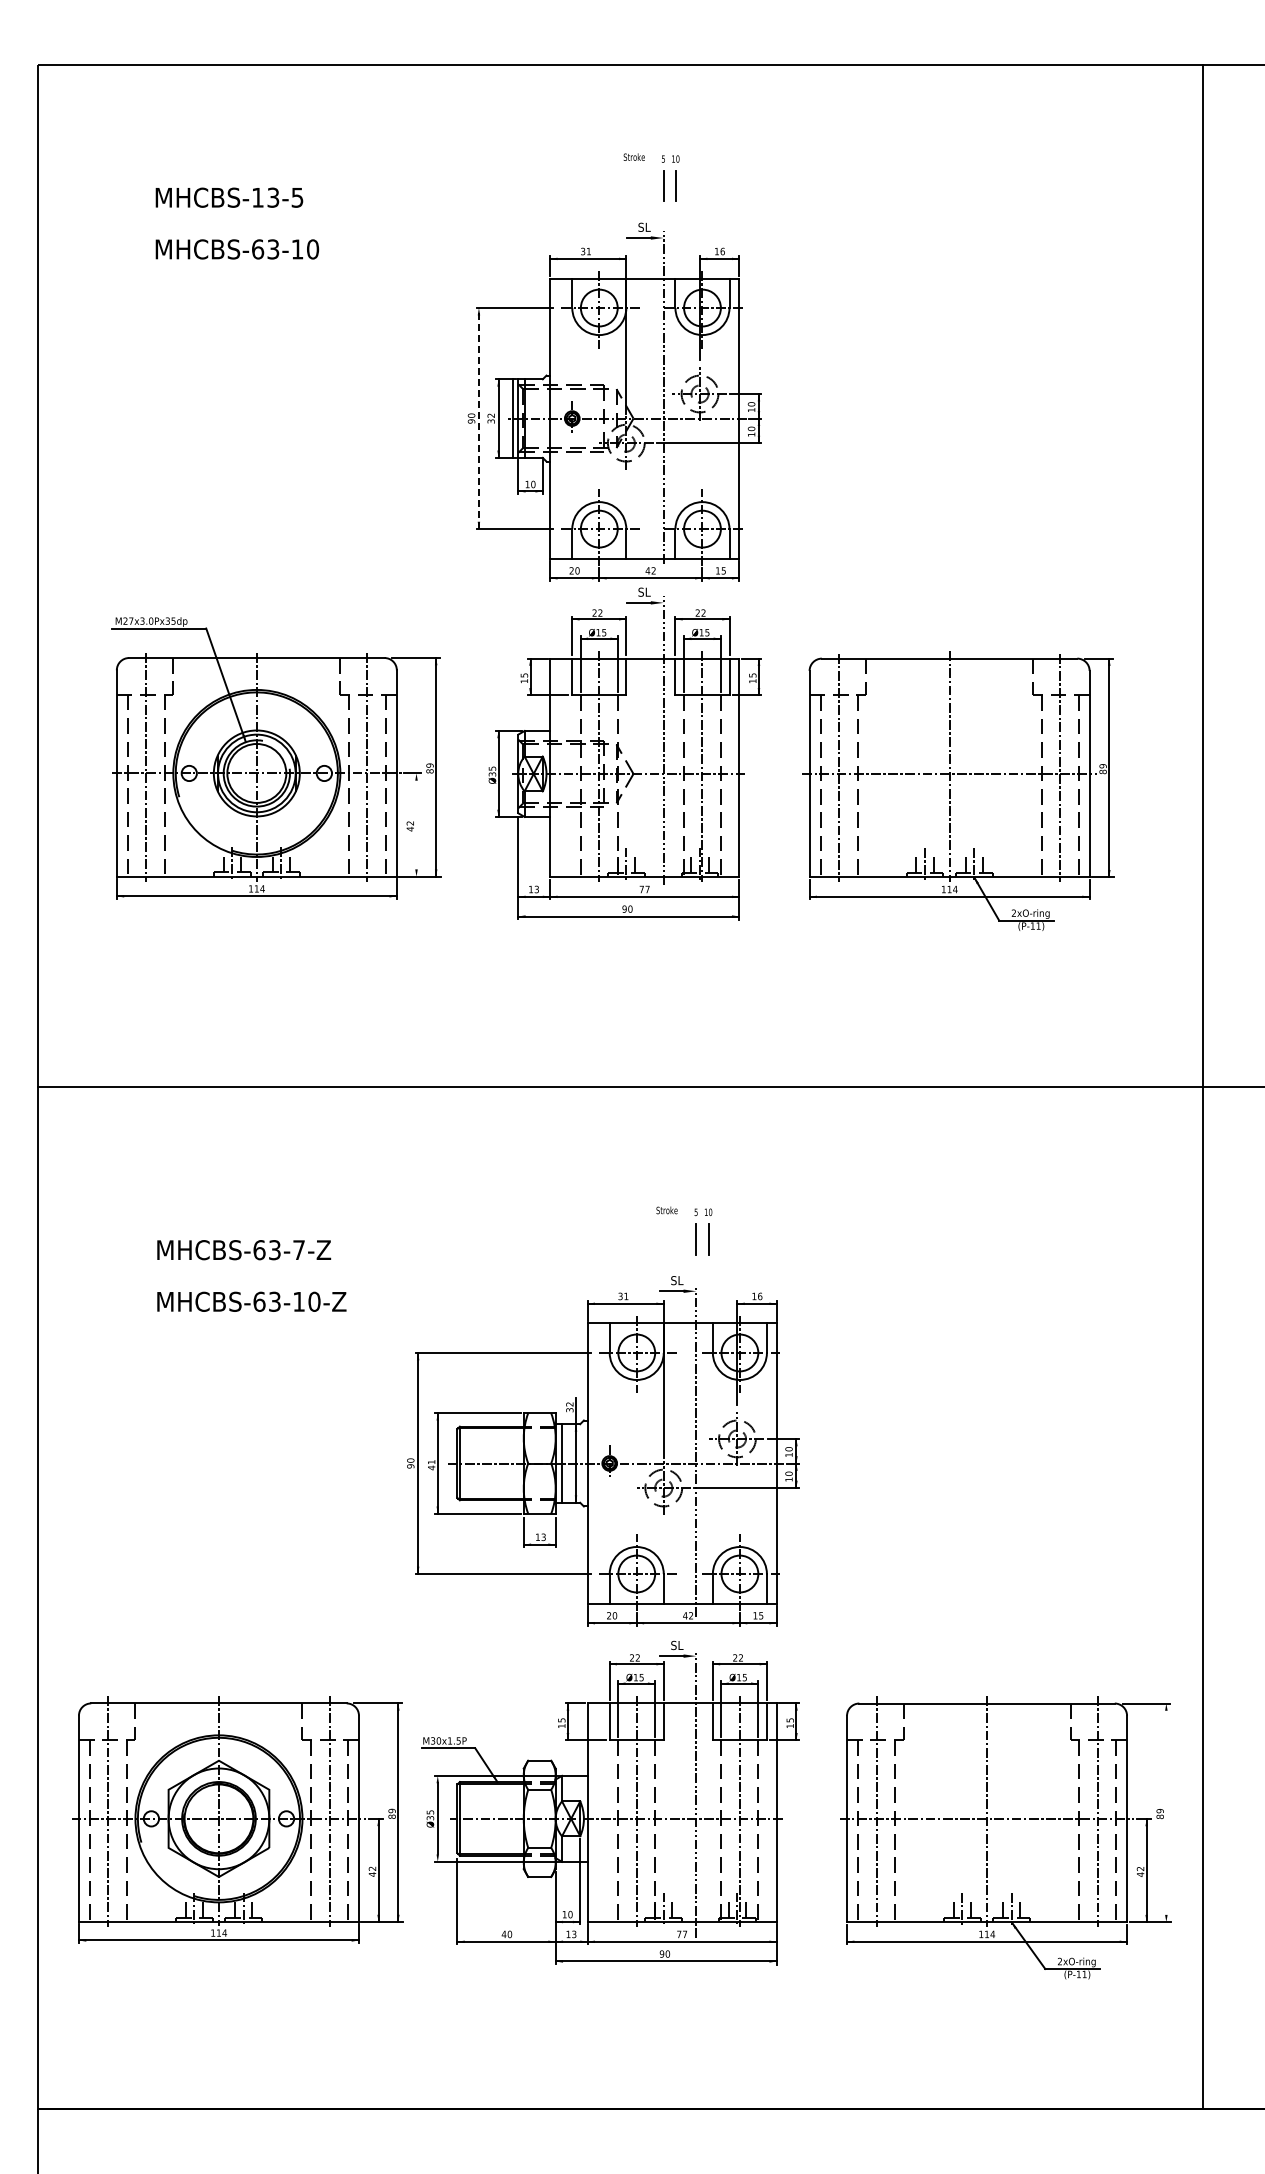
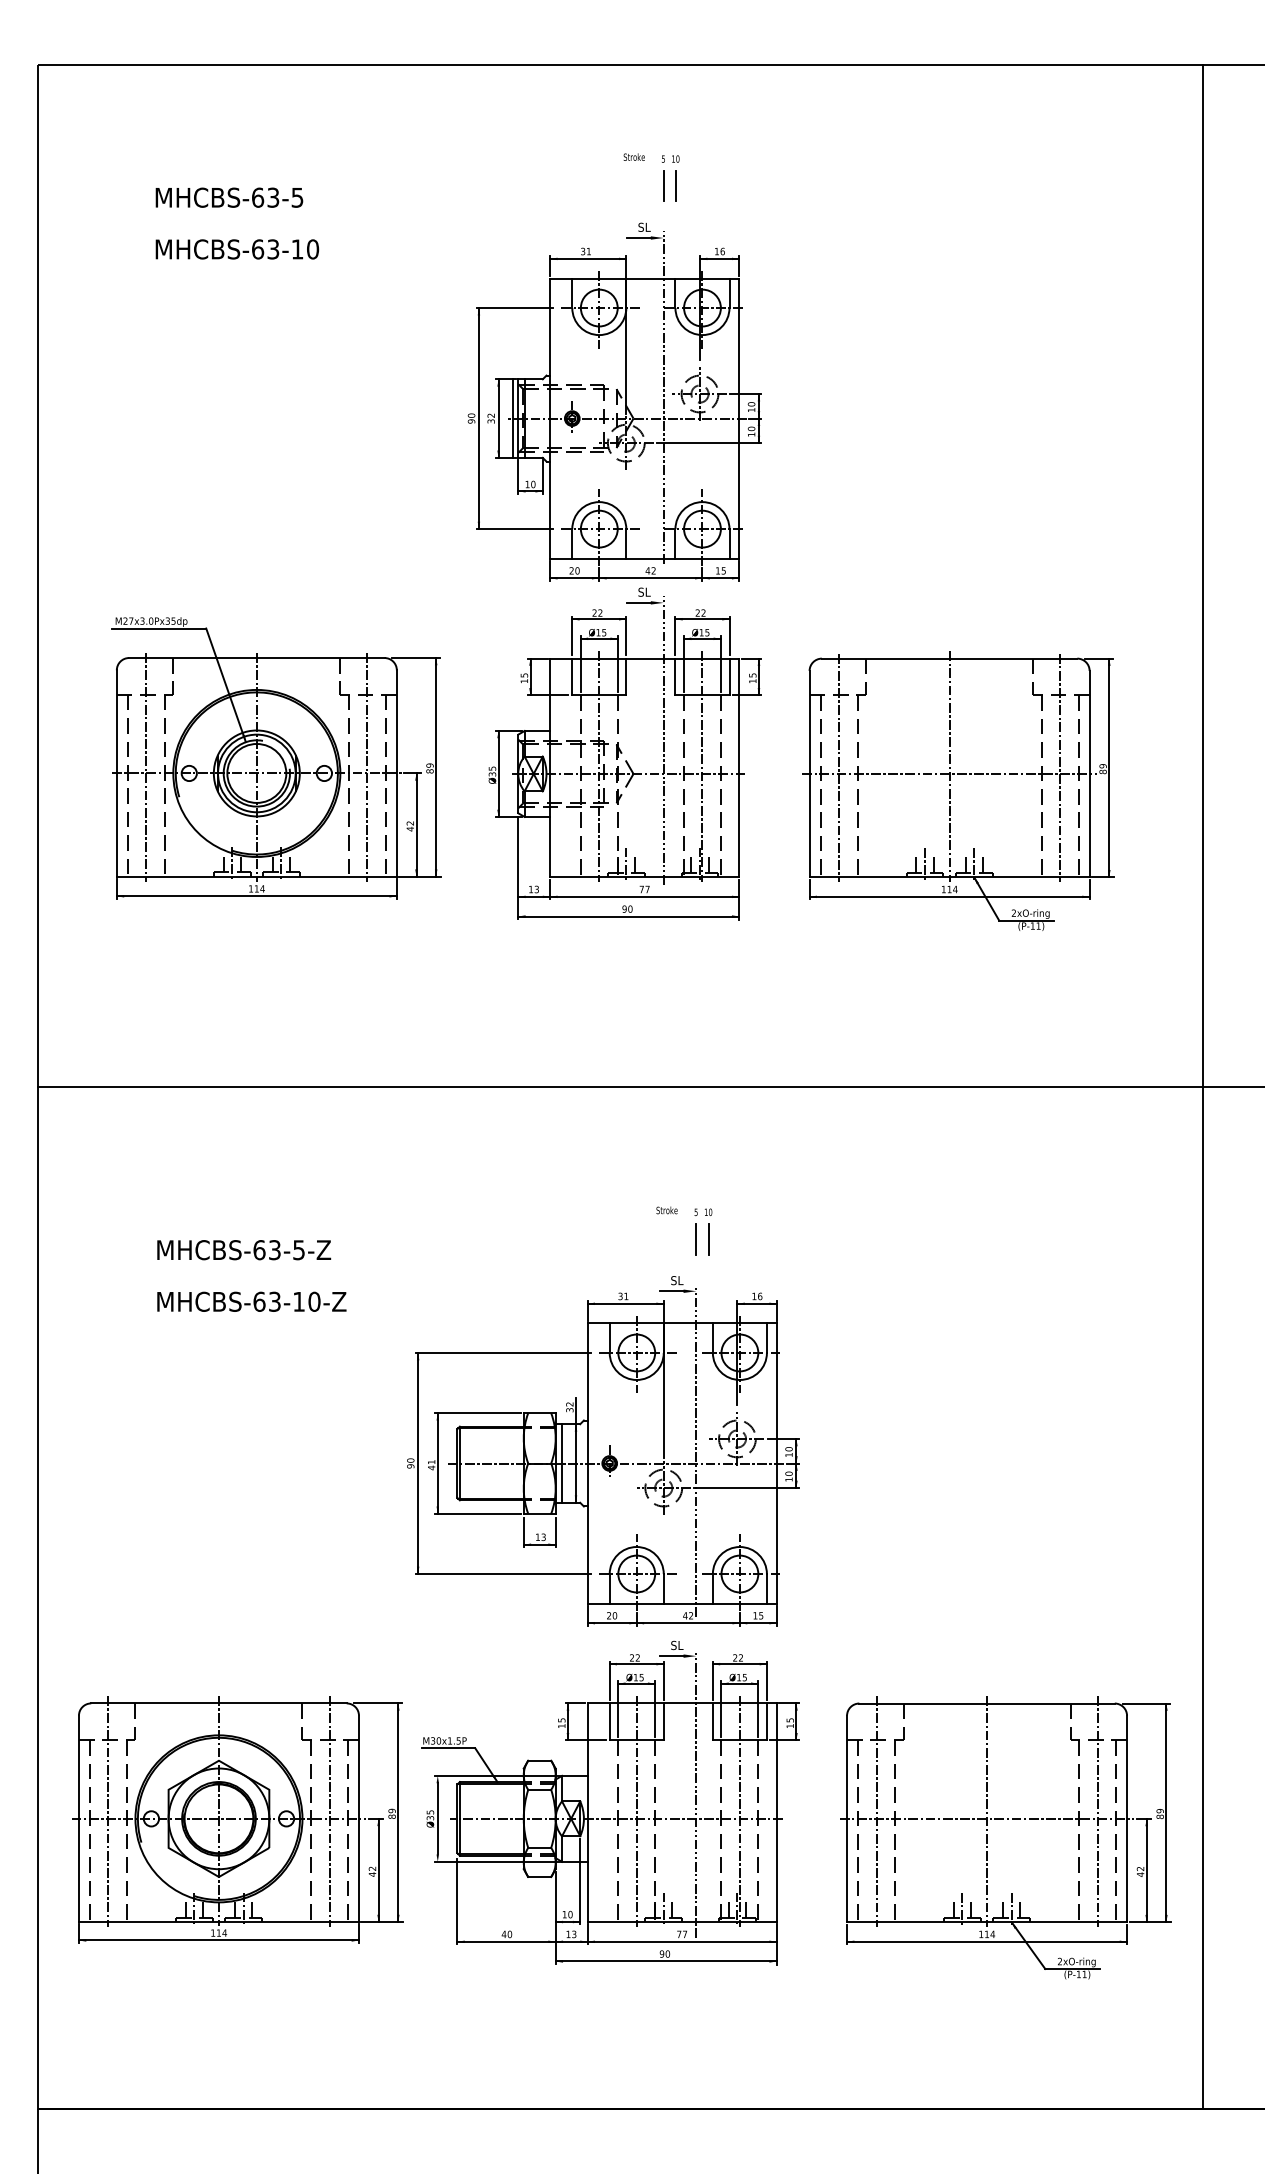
text: MHCBS-13-5 -> MHCBS-63-5 (258, 197)
line: dashed -> solid (478, 418)
line: none -> present (416, 824)
text: MHCBS-63-7-Z -> MHCBS-63-5-Z (298, 1250)
line: none -> present (1166, 1812)
